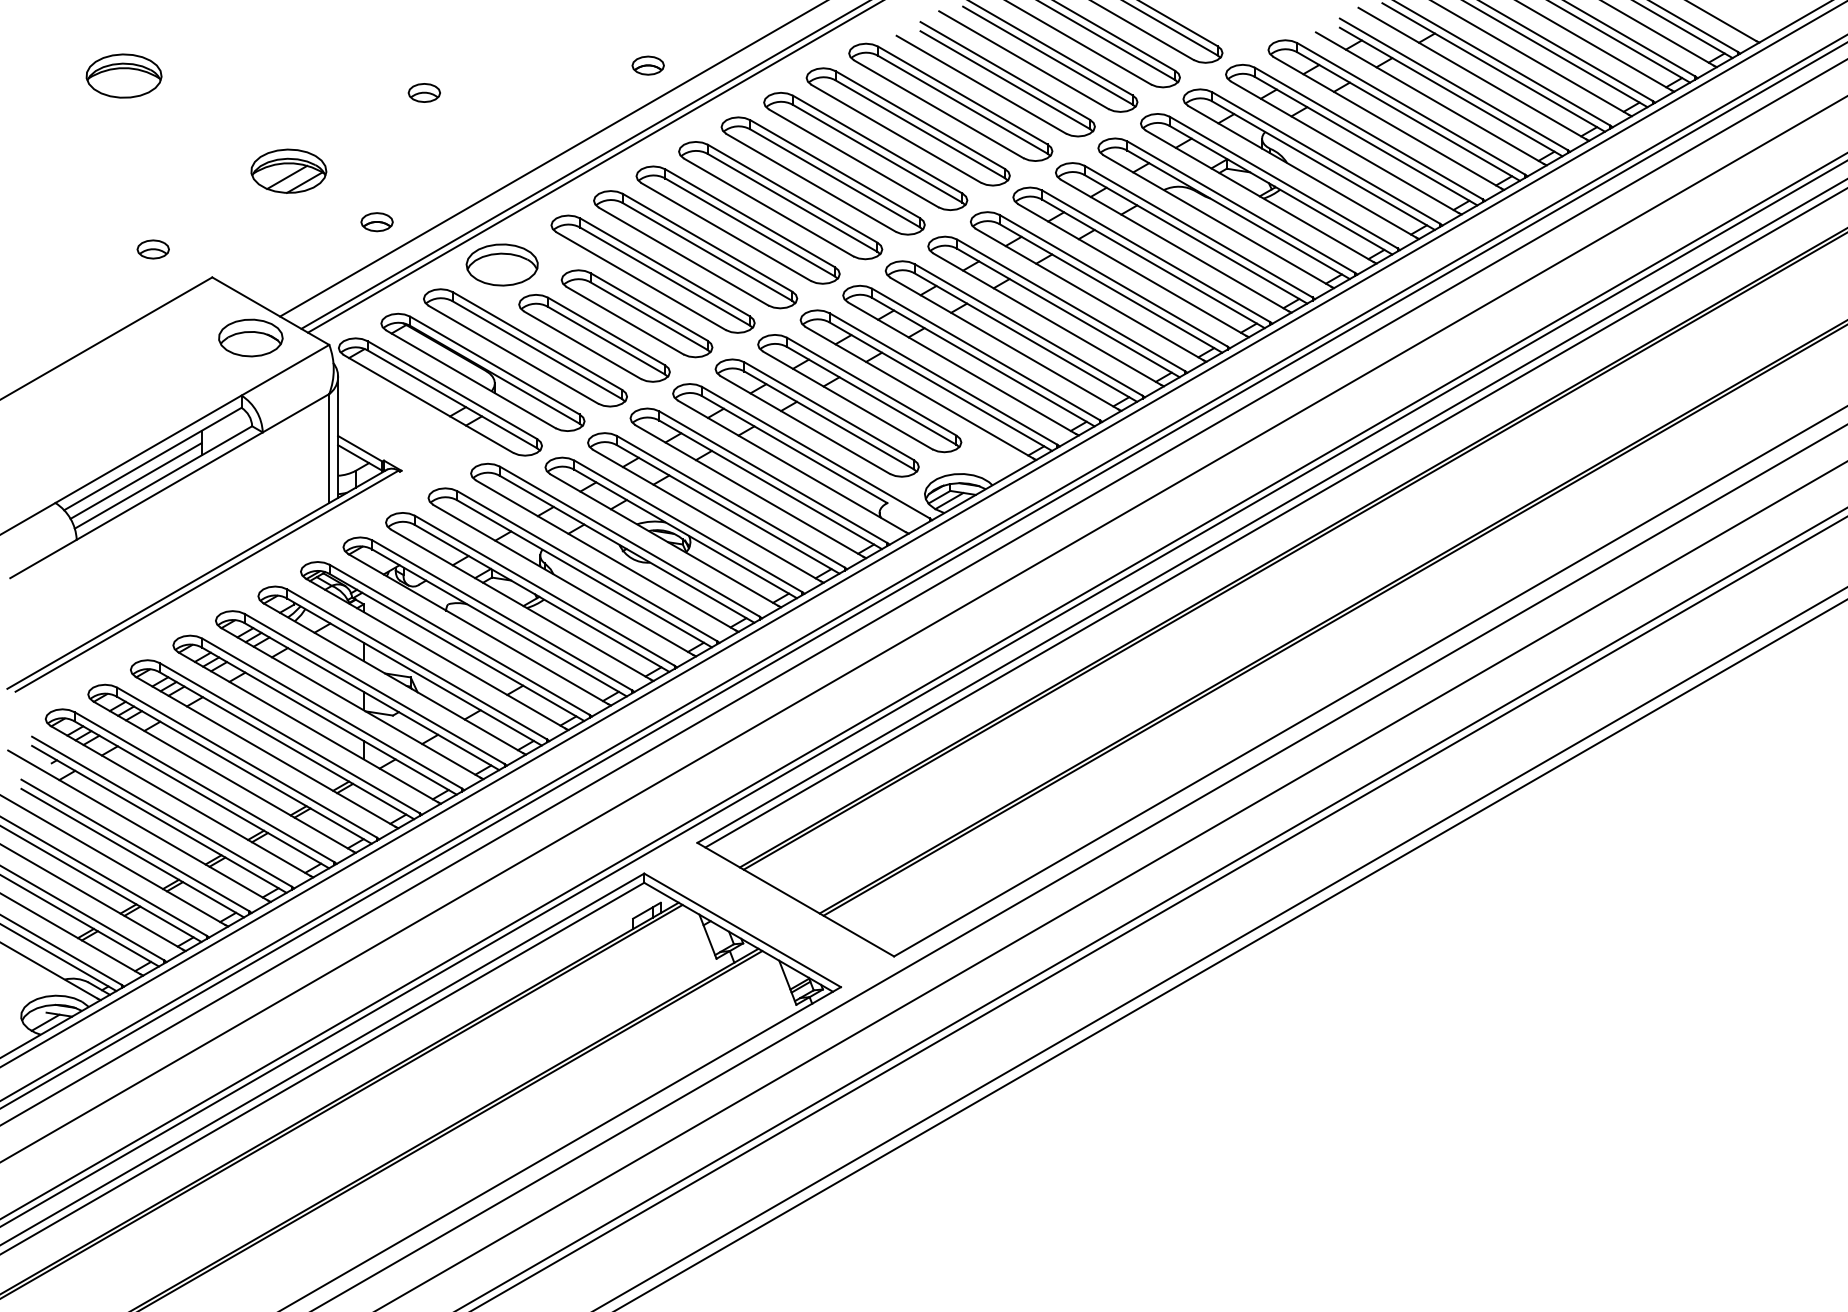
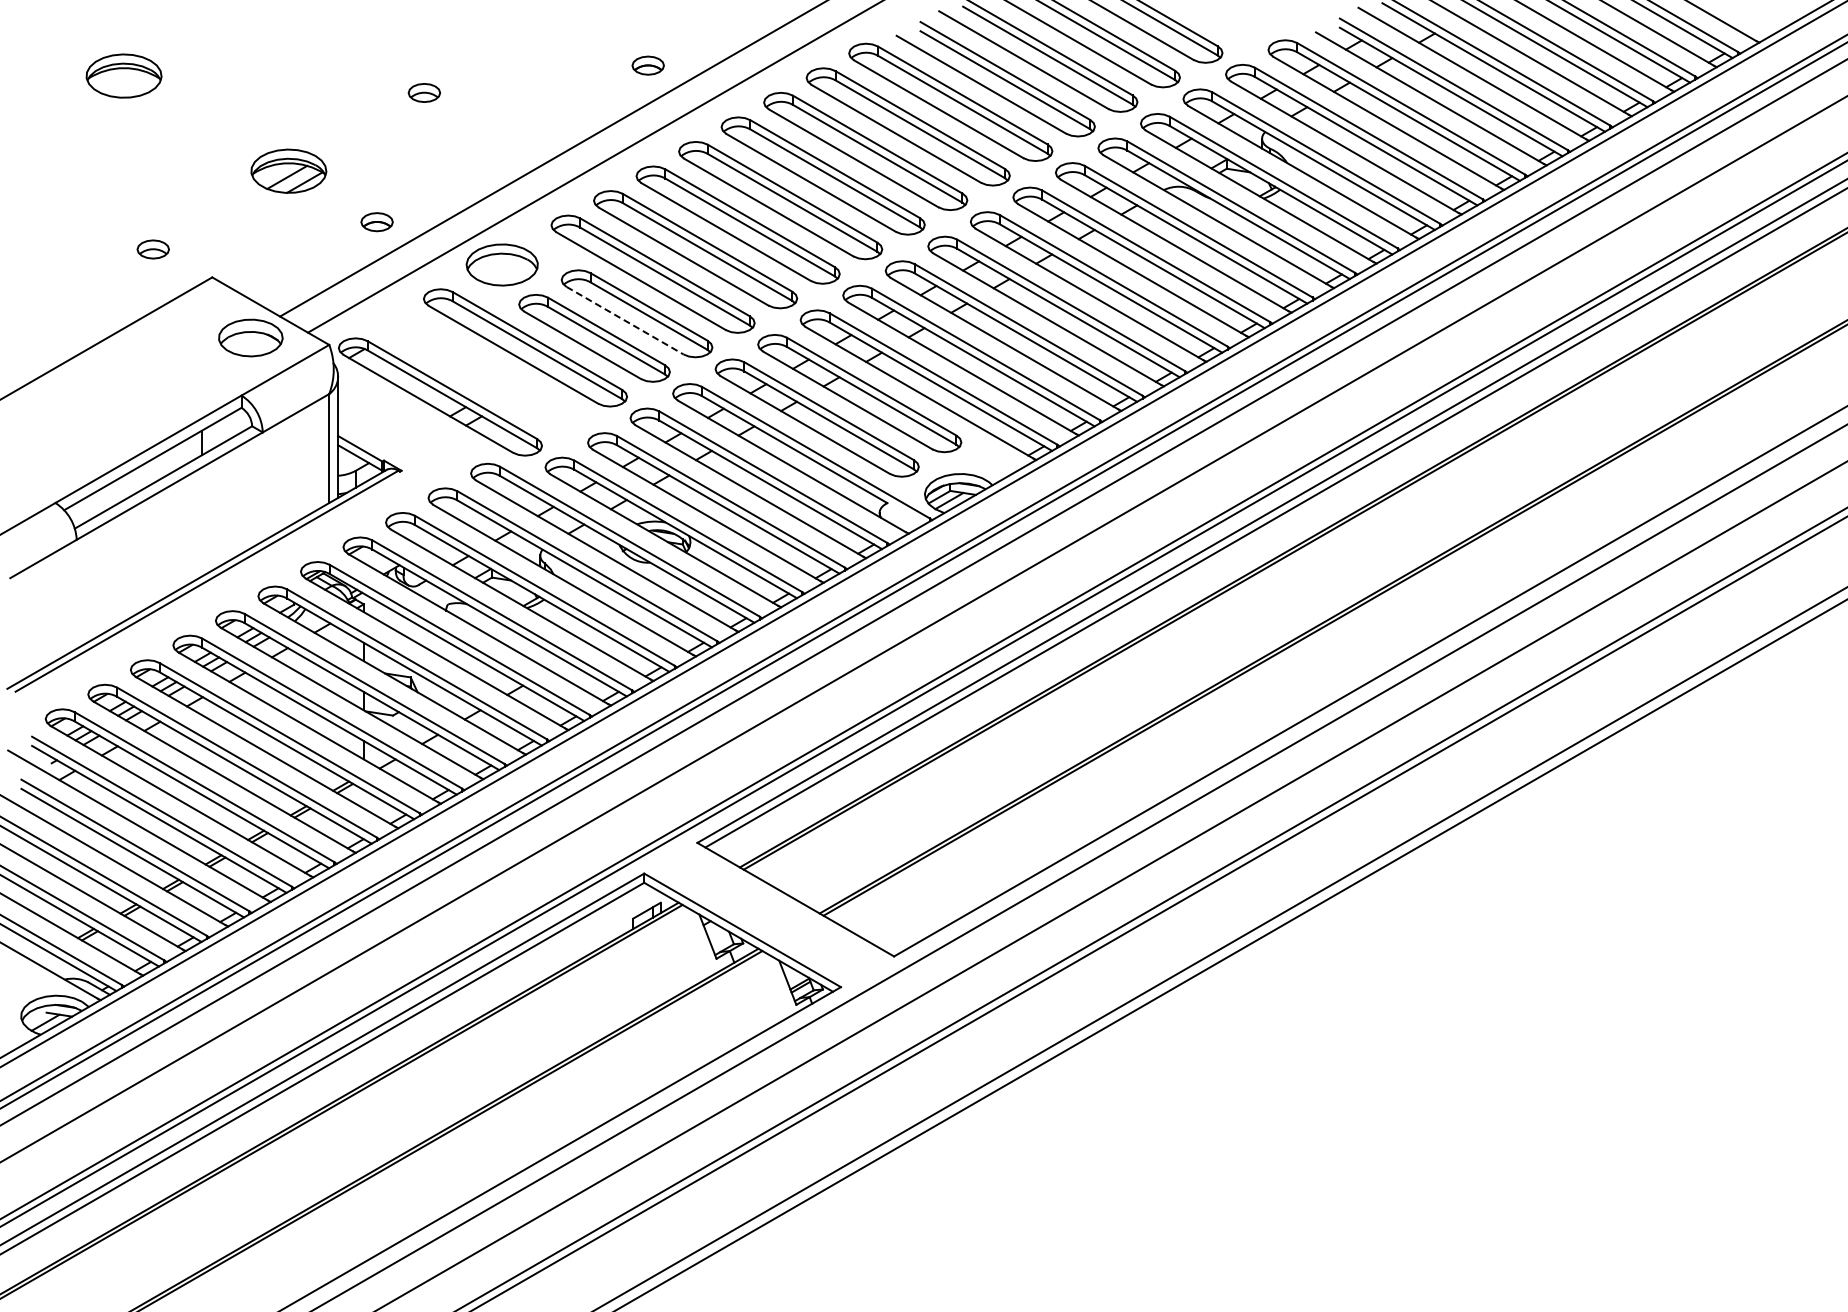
line: present -> none (583, 165)
line: solid -> dashed (625, 320)
part: present -> none (482, 371)
line: present -> none (135, 480)
